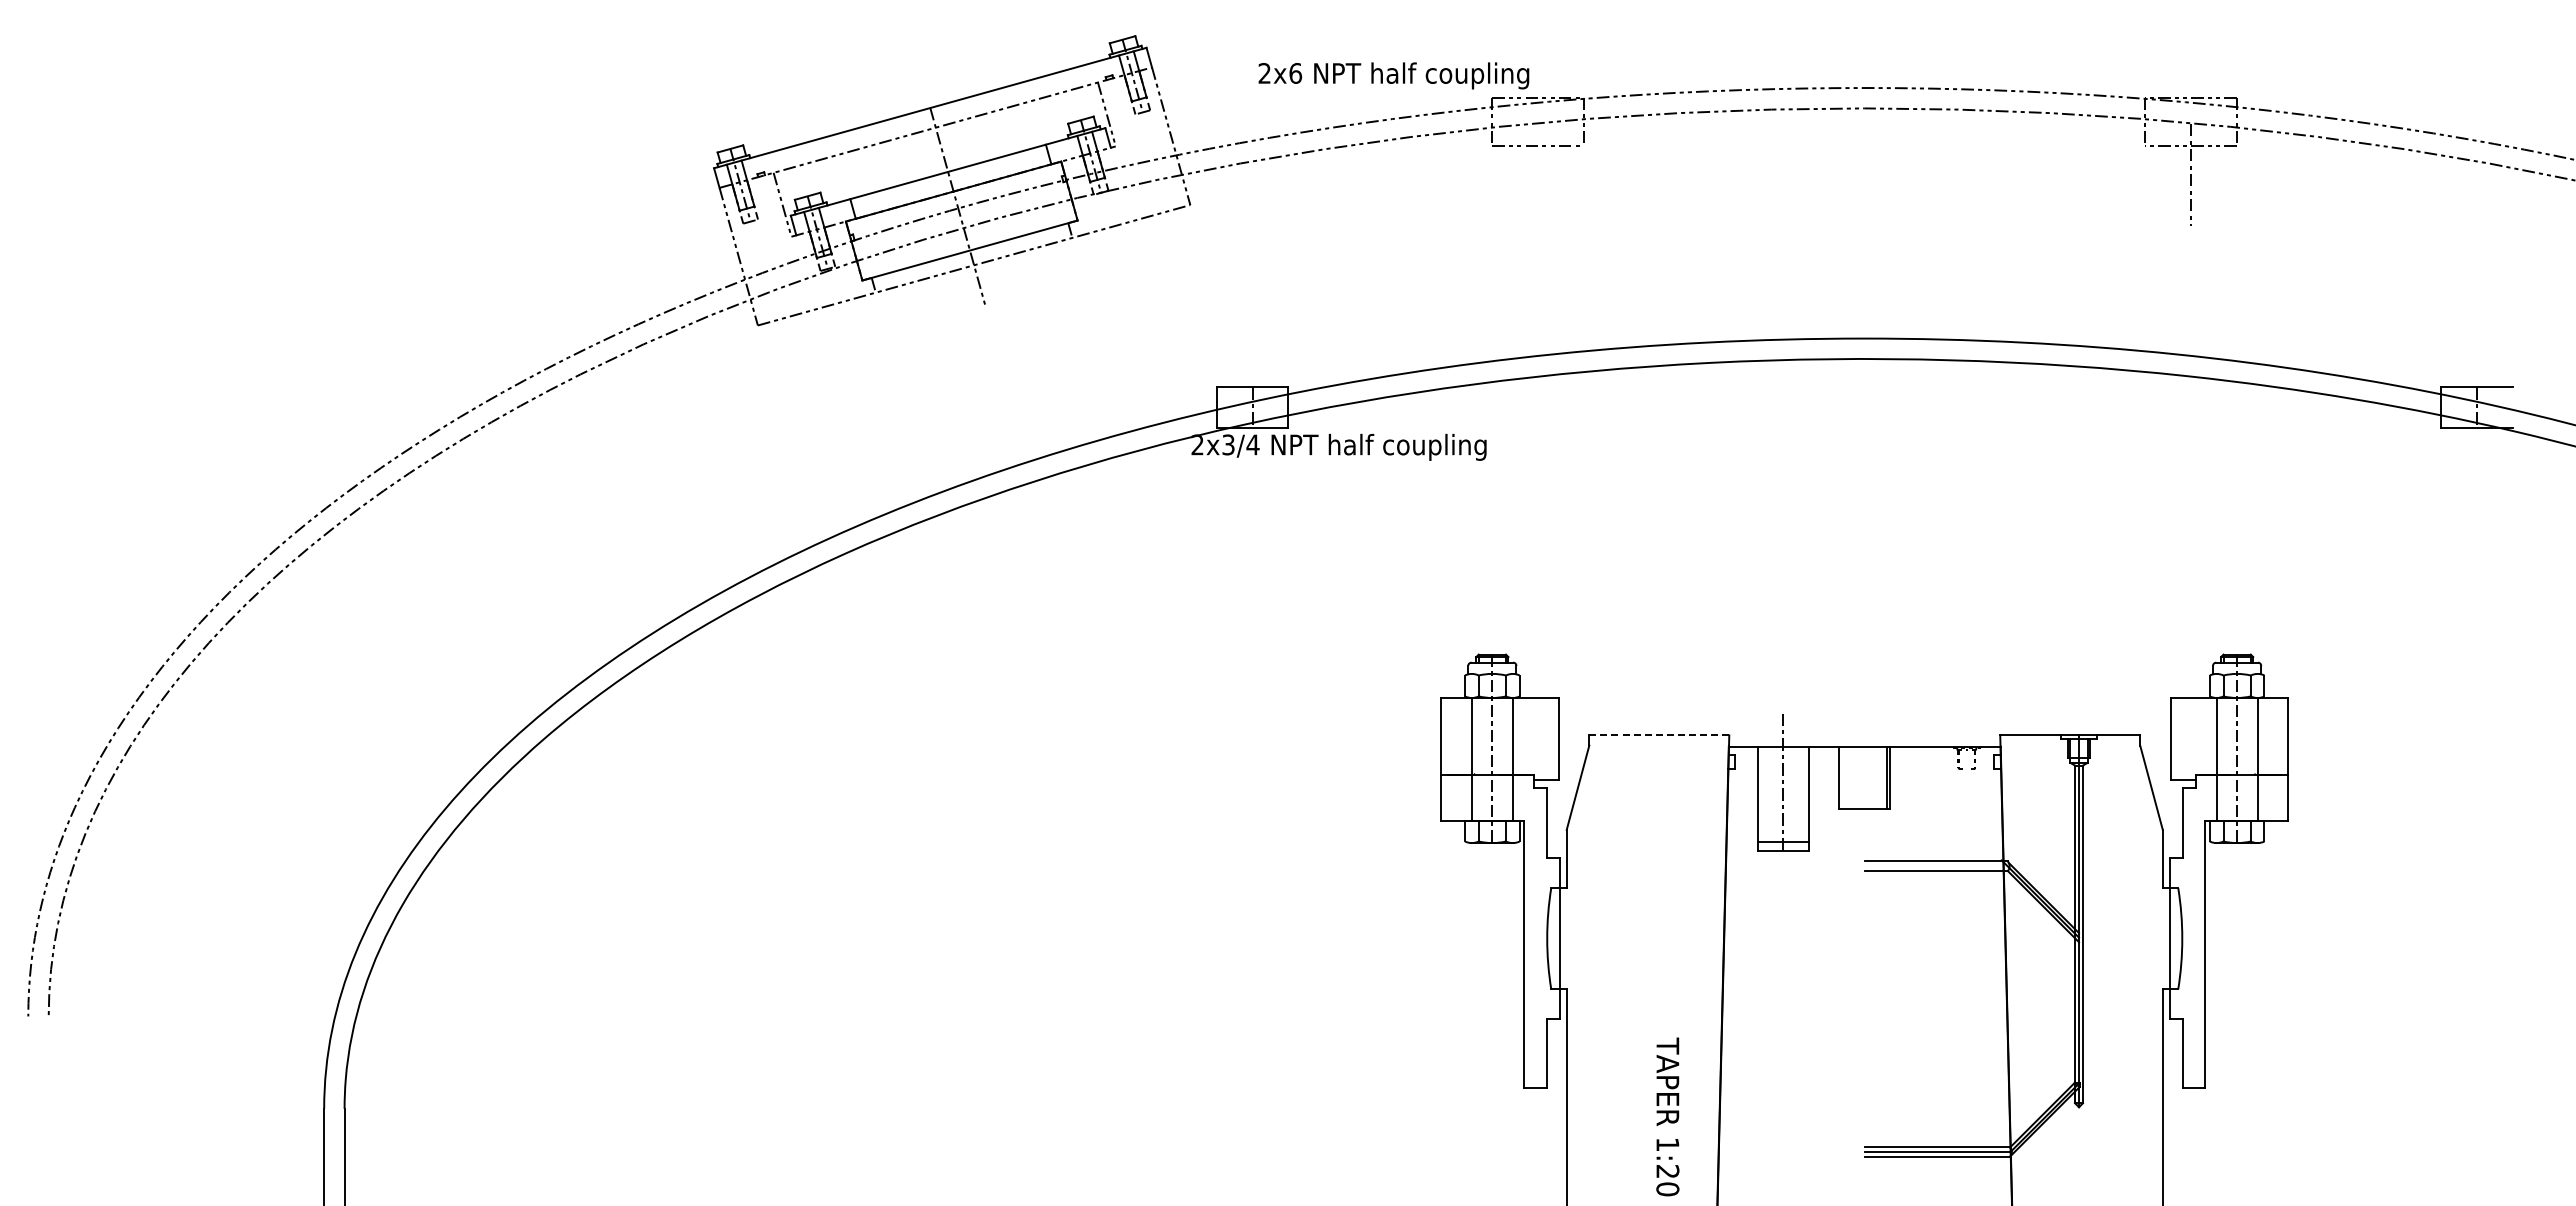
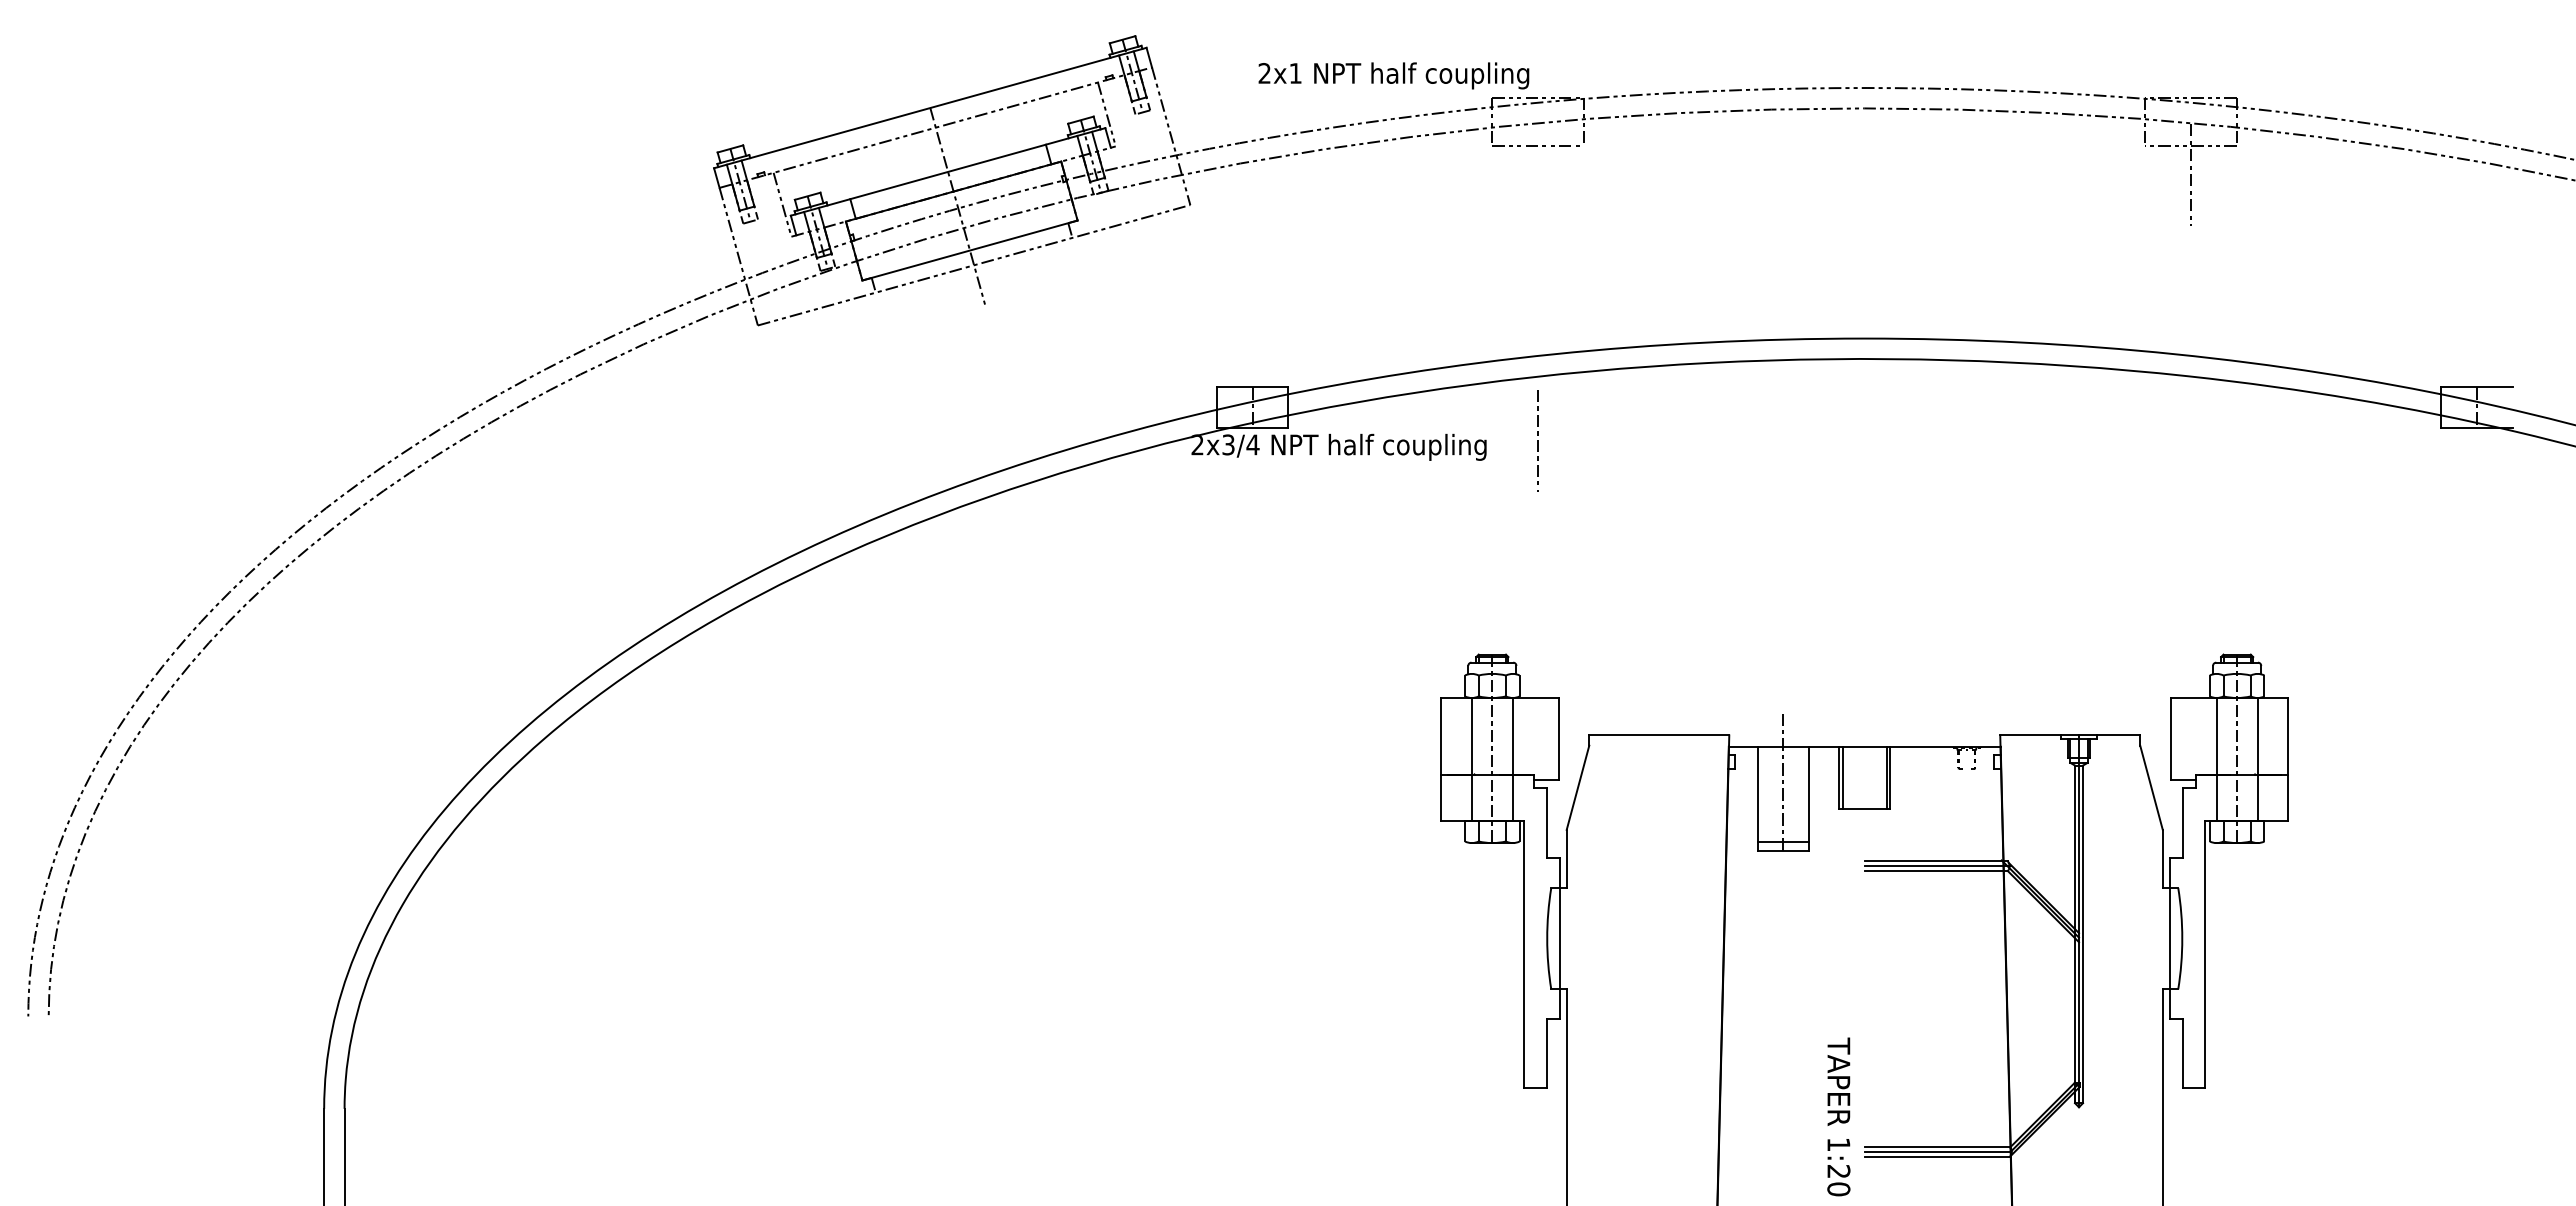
text: 2x6 -> 2x1 (1295, 73)
line: none -> present (1537, 440)
line: dashed -> solid (1659, 735)
line: none -> present (1842, 777)
line: none -> present (1937, 866)
text position: (1667, 1116) -> (1838, 1116) (1838, 1116)
